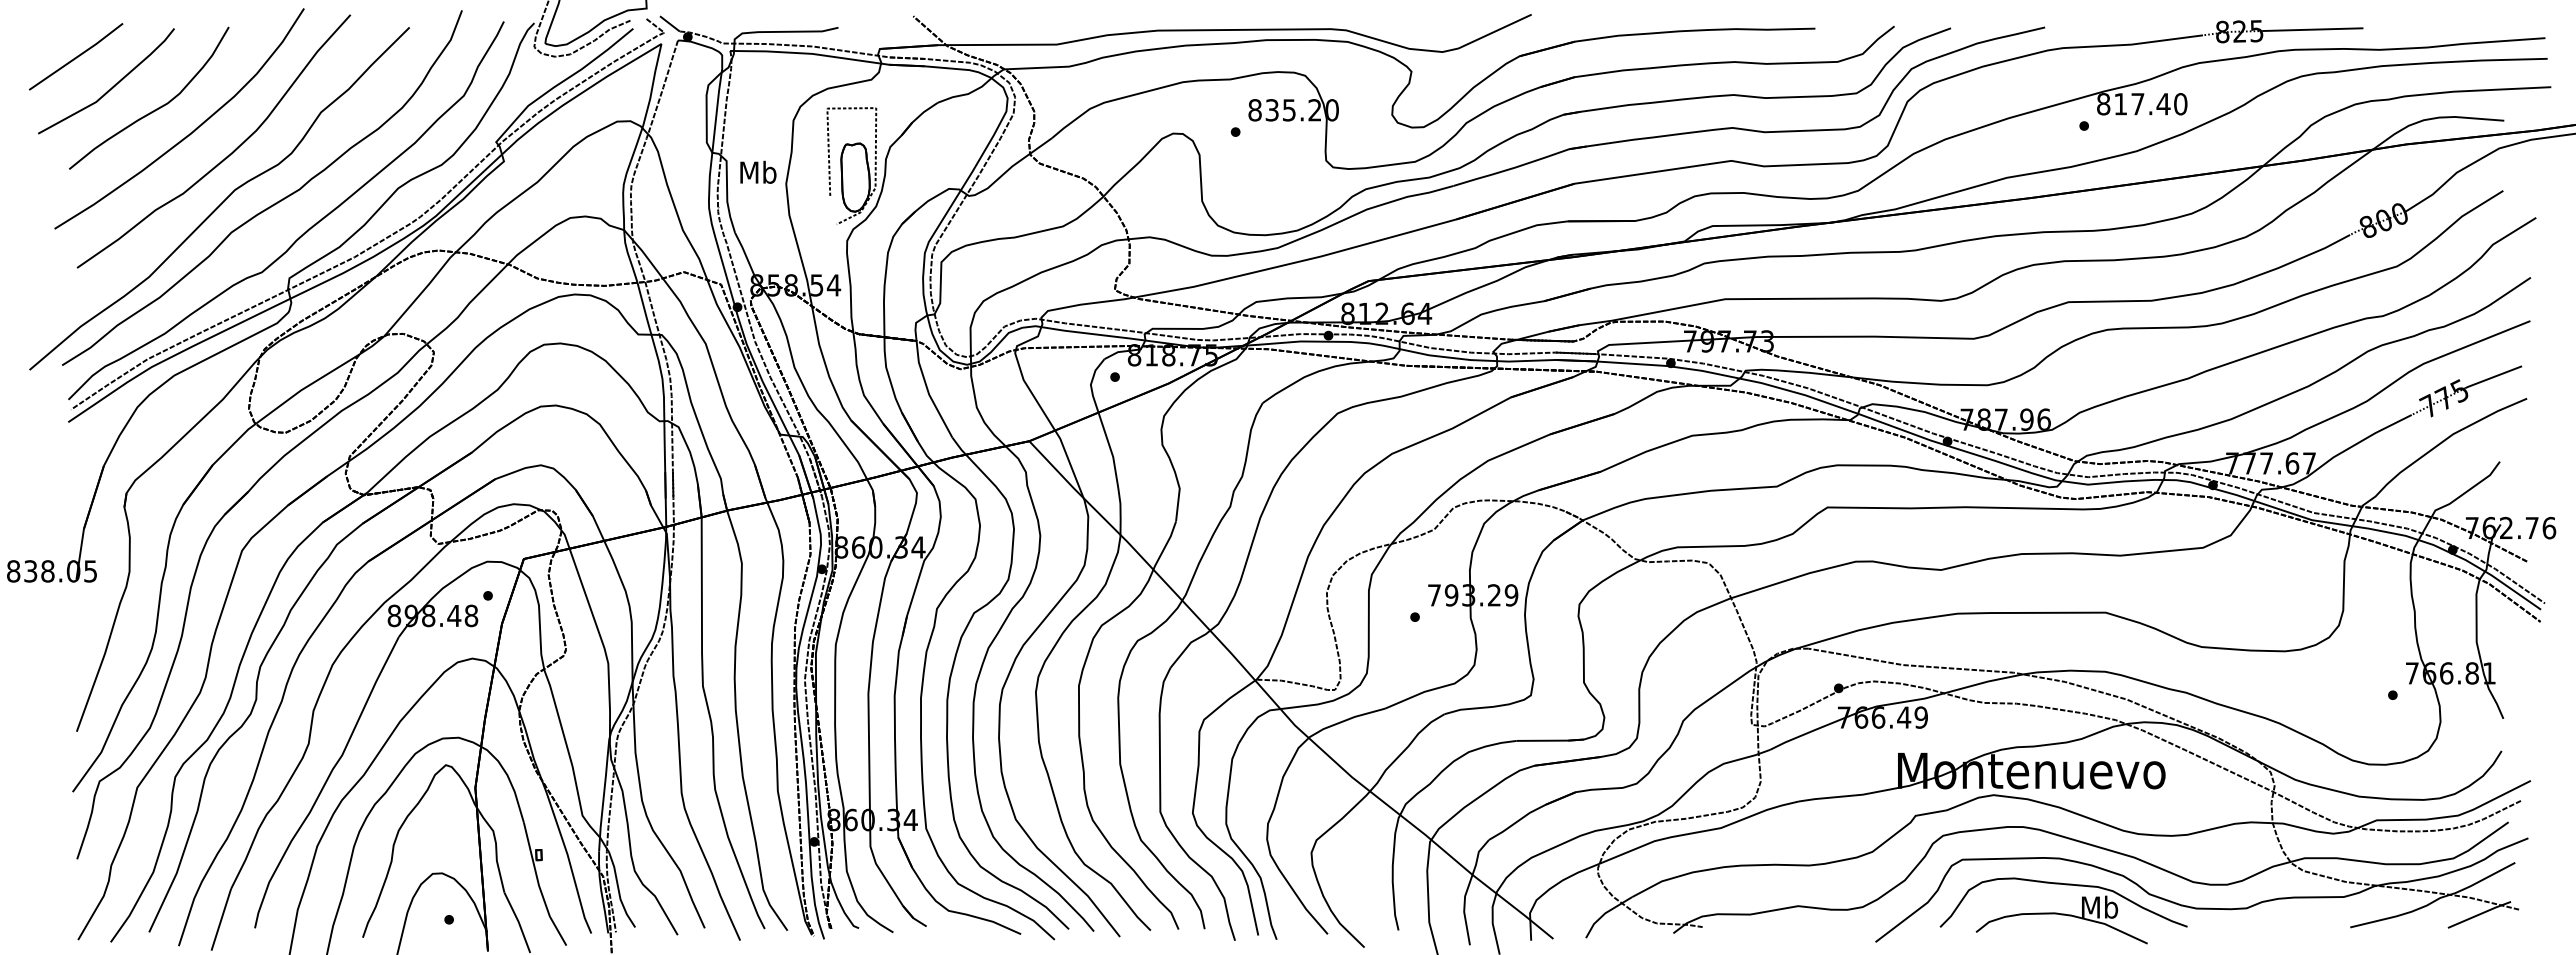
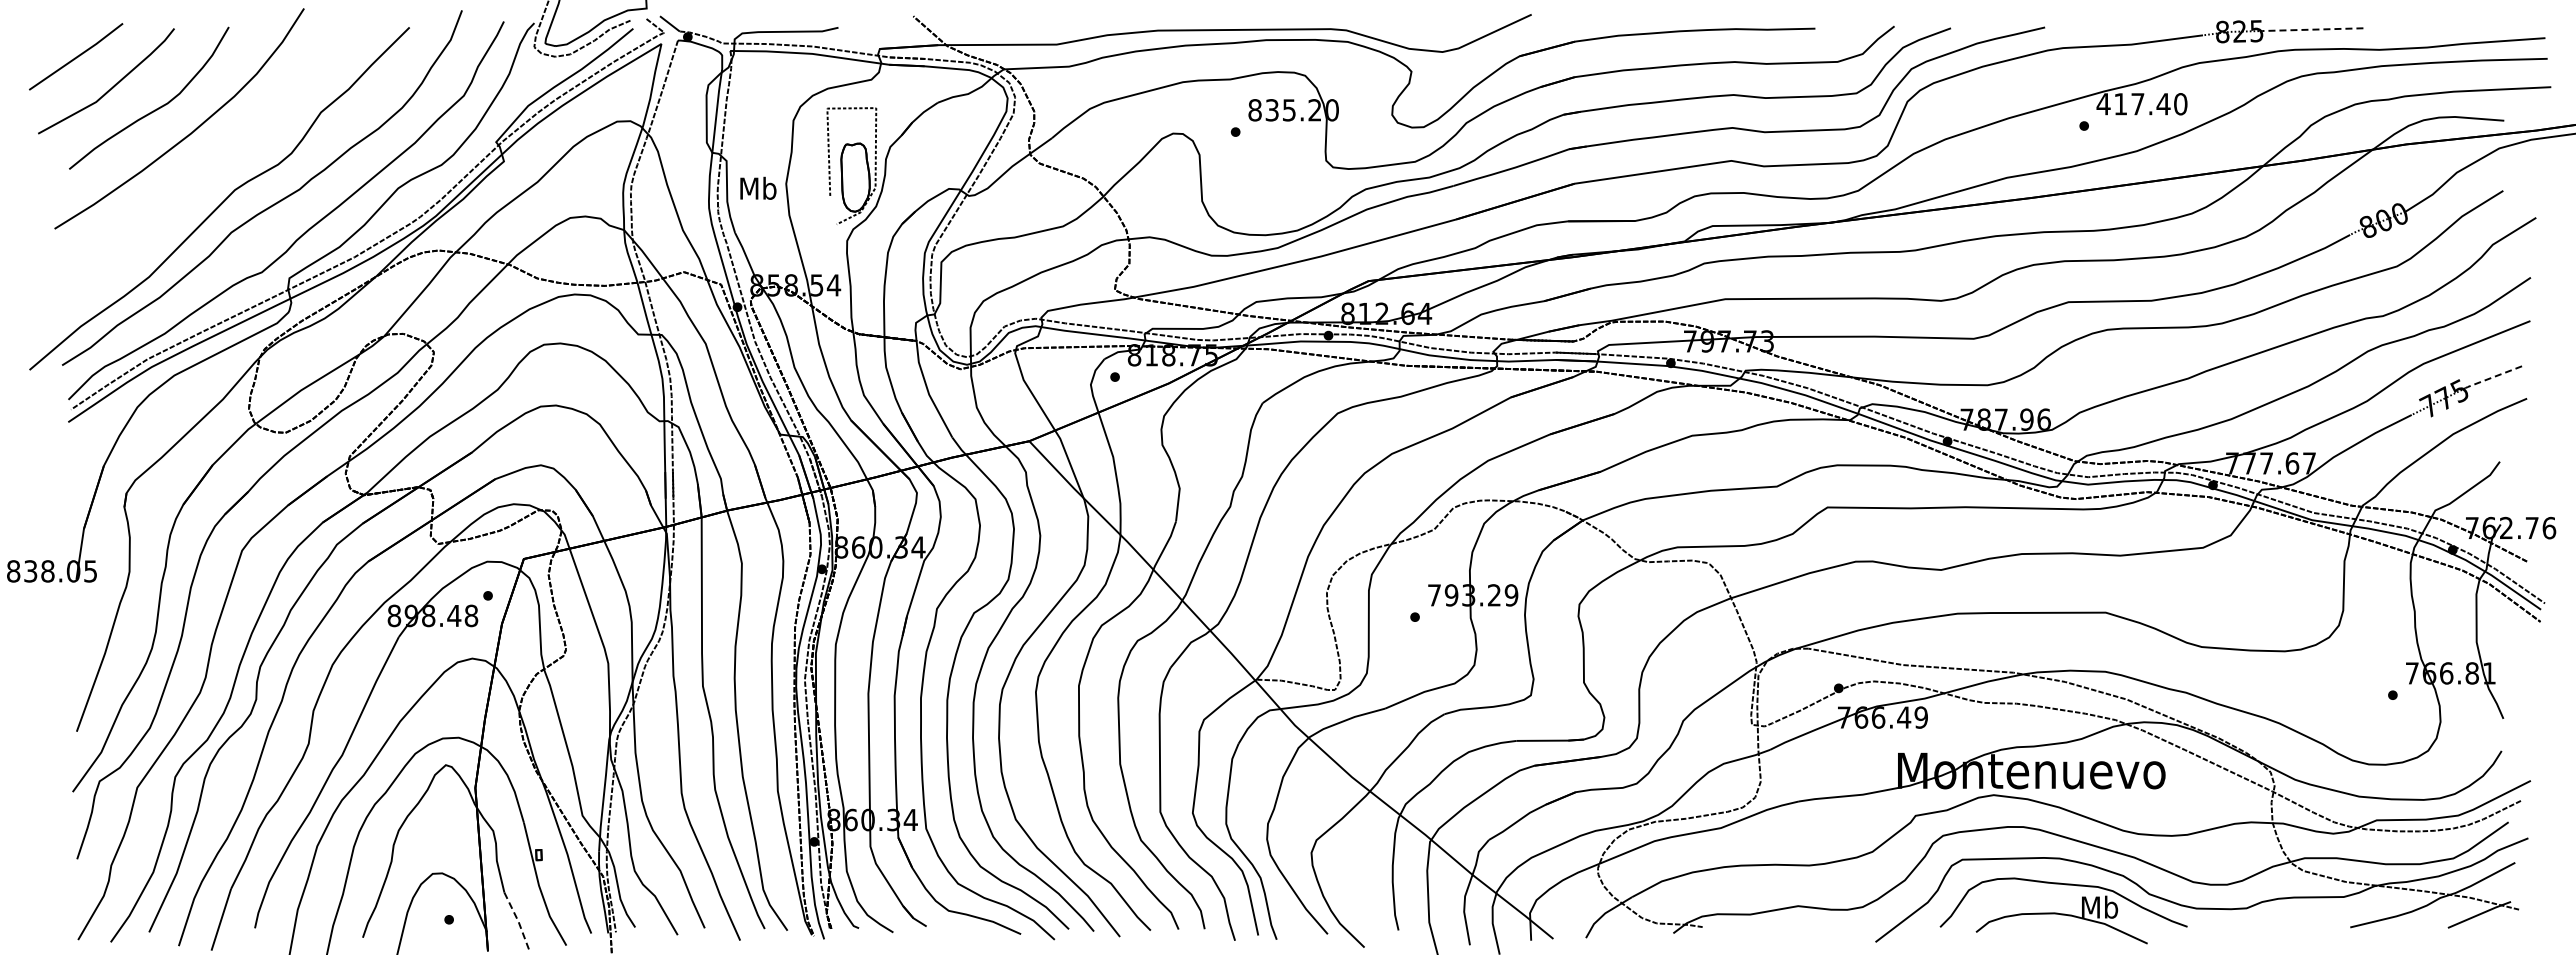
line: solid -> dashed (2312, 29)
text: 817.40 -> 417.40 (2103, 104)
curve: present -> none (227, 155)
text position: (758, 171) -> (758, 187) (758, 187)
line: solid -> dashed (2492, 377)
line: solid -> dashed (518, 921)
